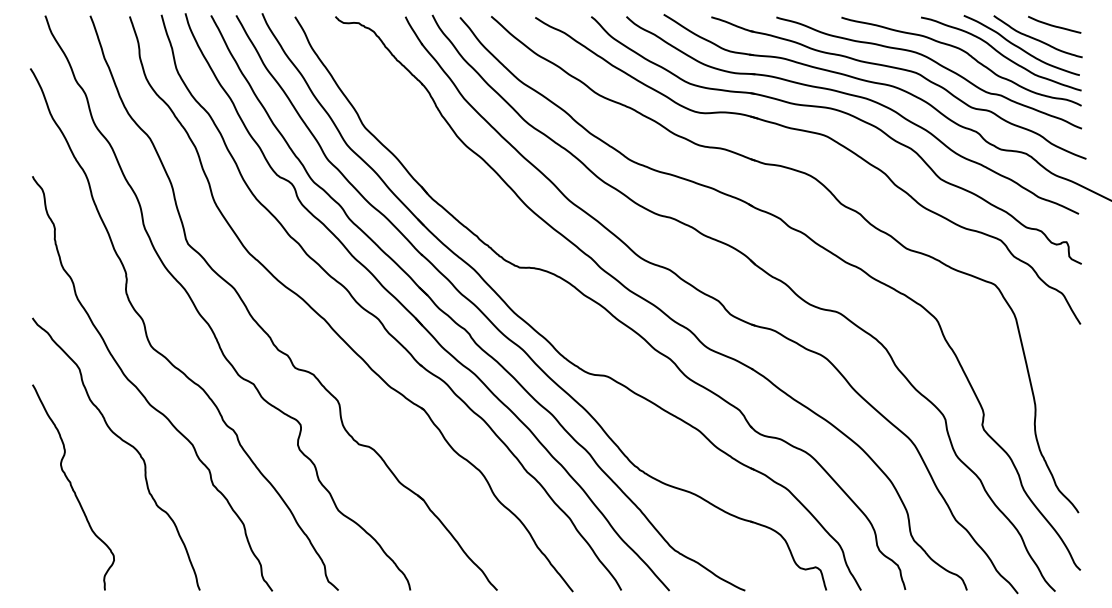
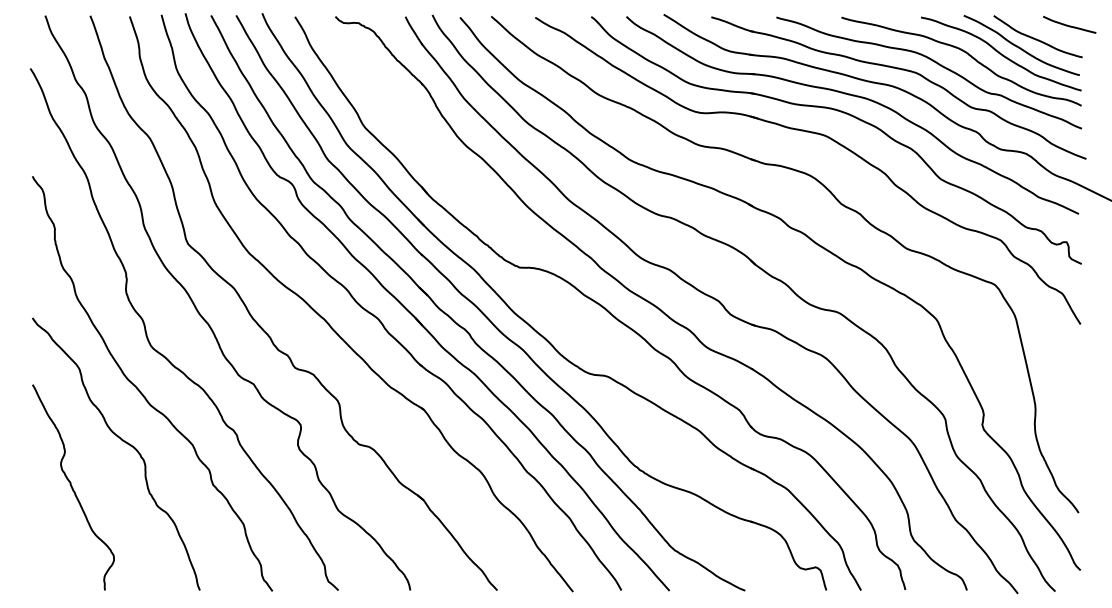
curve position: (1054, 25) -> (1069, 25) (1069, 25)
